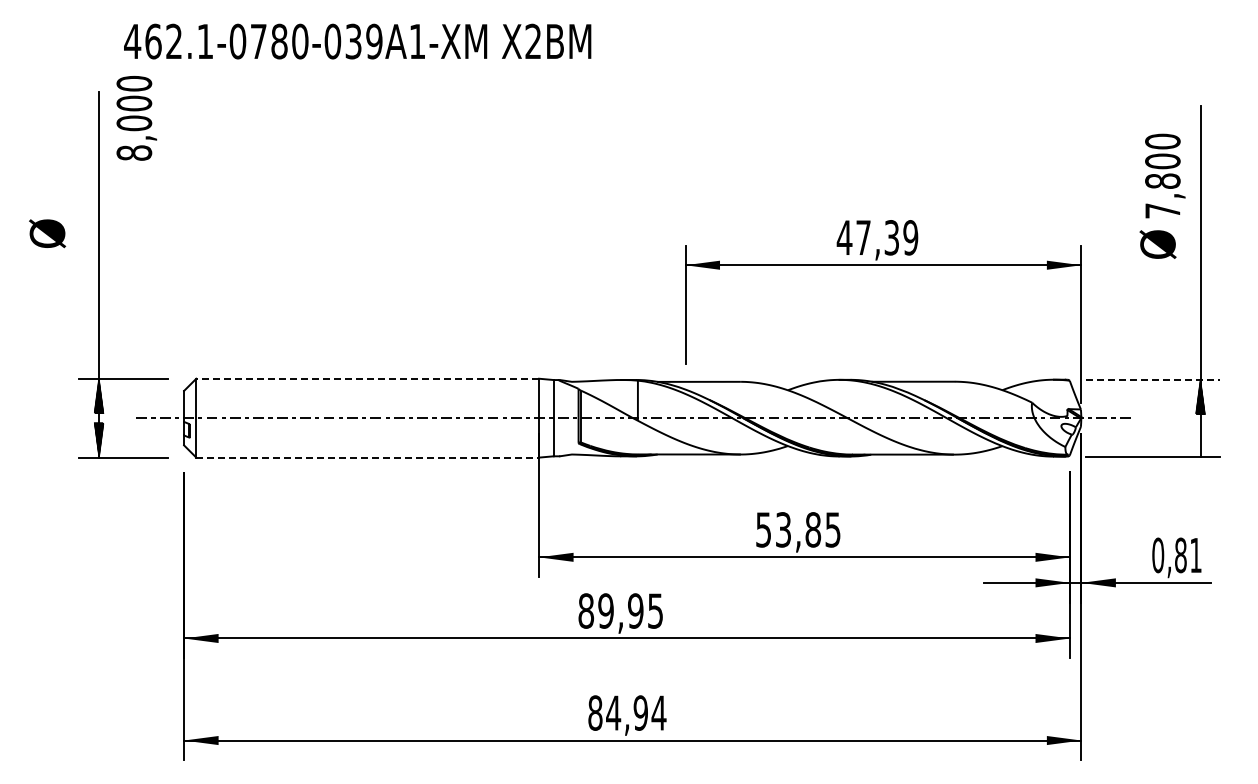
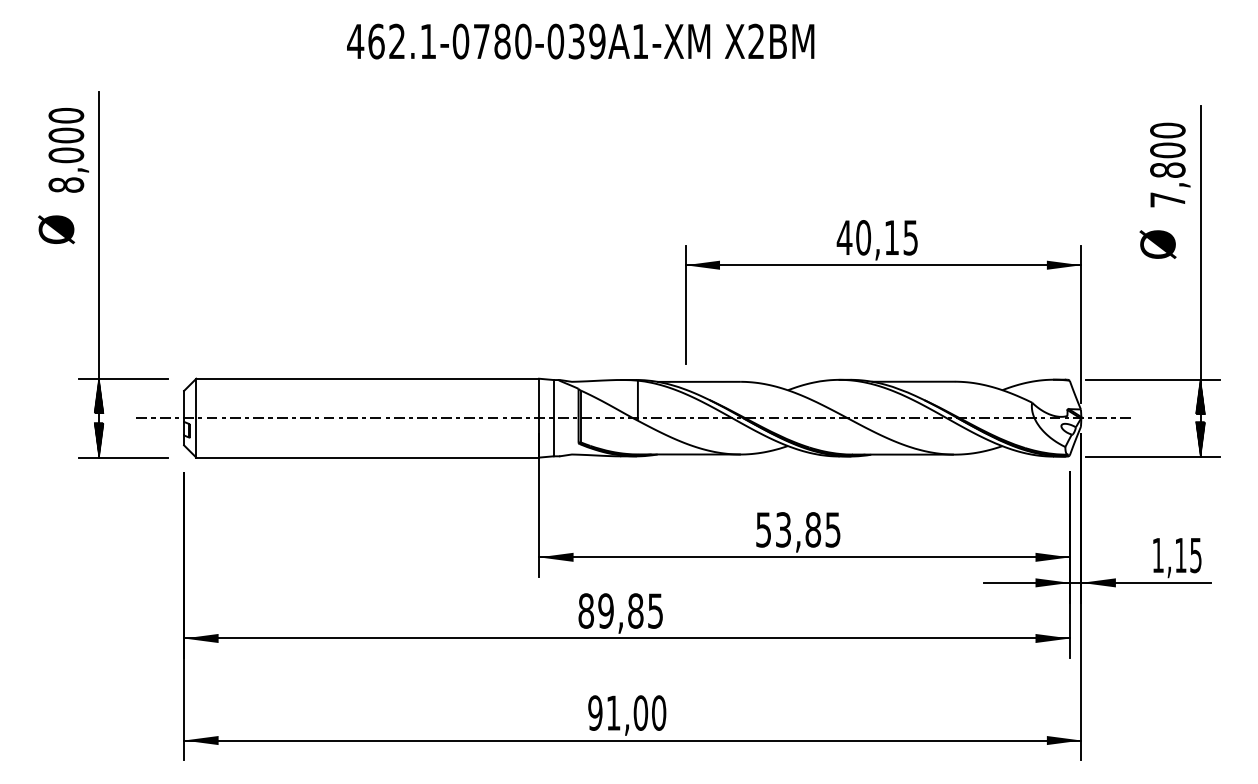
text position: (357, 41) -> (580, 41) (580, 41)
text position: (136, 118) -> (68, 150) (68, 150)
text position: (1165, 175) -> (1170, 164) (1170, 164)
text position: (47, 233) -> (56, 229) (56, 229)
text: 47,39 -> 40,15 (887, 237)
line: dashed -> solid (367, 378)
line: dashed -> solid (1153, 379)
hatch: none -> present (1200, 439)
line: dashed -> solid (368, 457)
text: 0,81 -> 1,15 (1176, 555)
text: 89,95 -> 89,85 (635, 610)
text: 84,94 -> 91,00 (627, 712)
